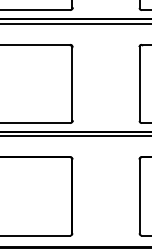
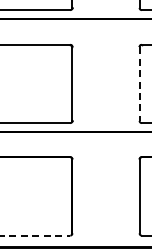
line: present -> none (75, 23)
line: solid -> dashed (139, 83)
line: present -> none (75, 136)
line: solid -> dashed (35, 235)
